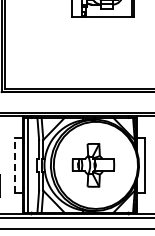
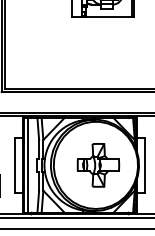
line: dashed -> solid (14, 165)
part position: (93, 165) -> (98, 165) (98, 165)
